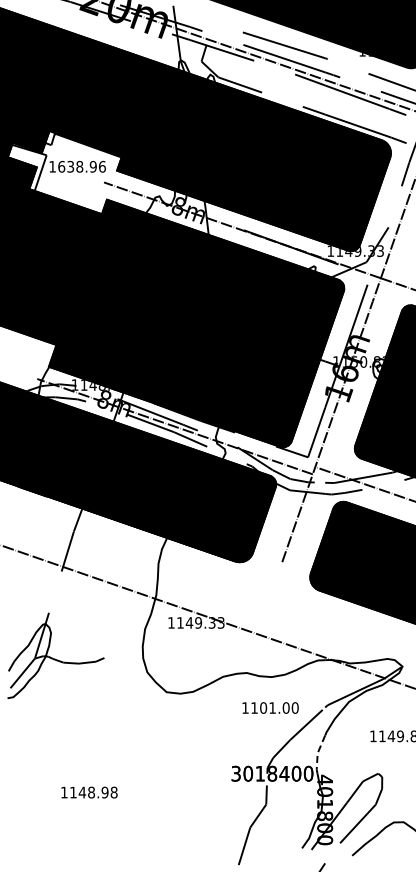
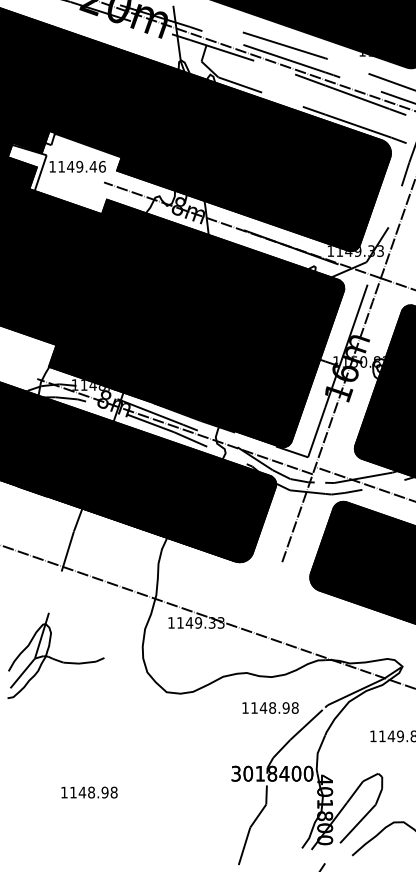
text: 1638.96 -> 1149.46 (77, 166)
text: 1101.00 -> 1148.98 (278, 707)
line: dashed -> solid (317, 754)
